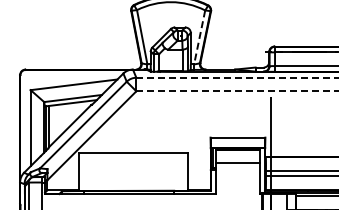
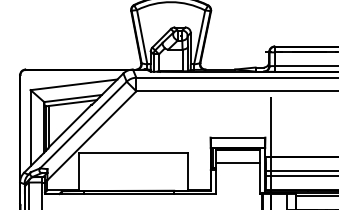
line: dashed -> solid (199, 37)
line: dashed -> solid (238, 77)
line: dashed -> solid (238, 91)
